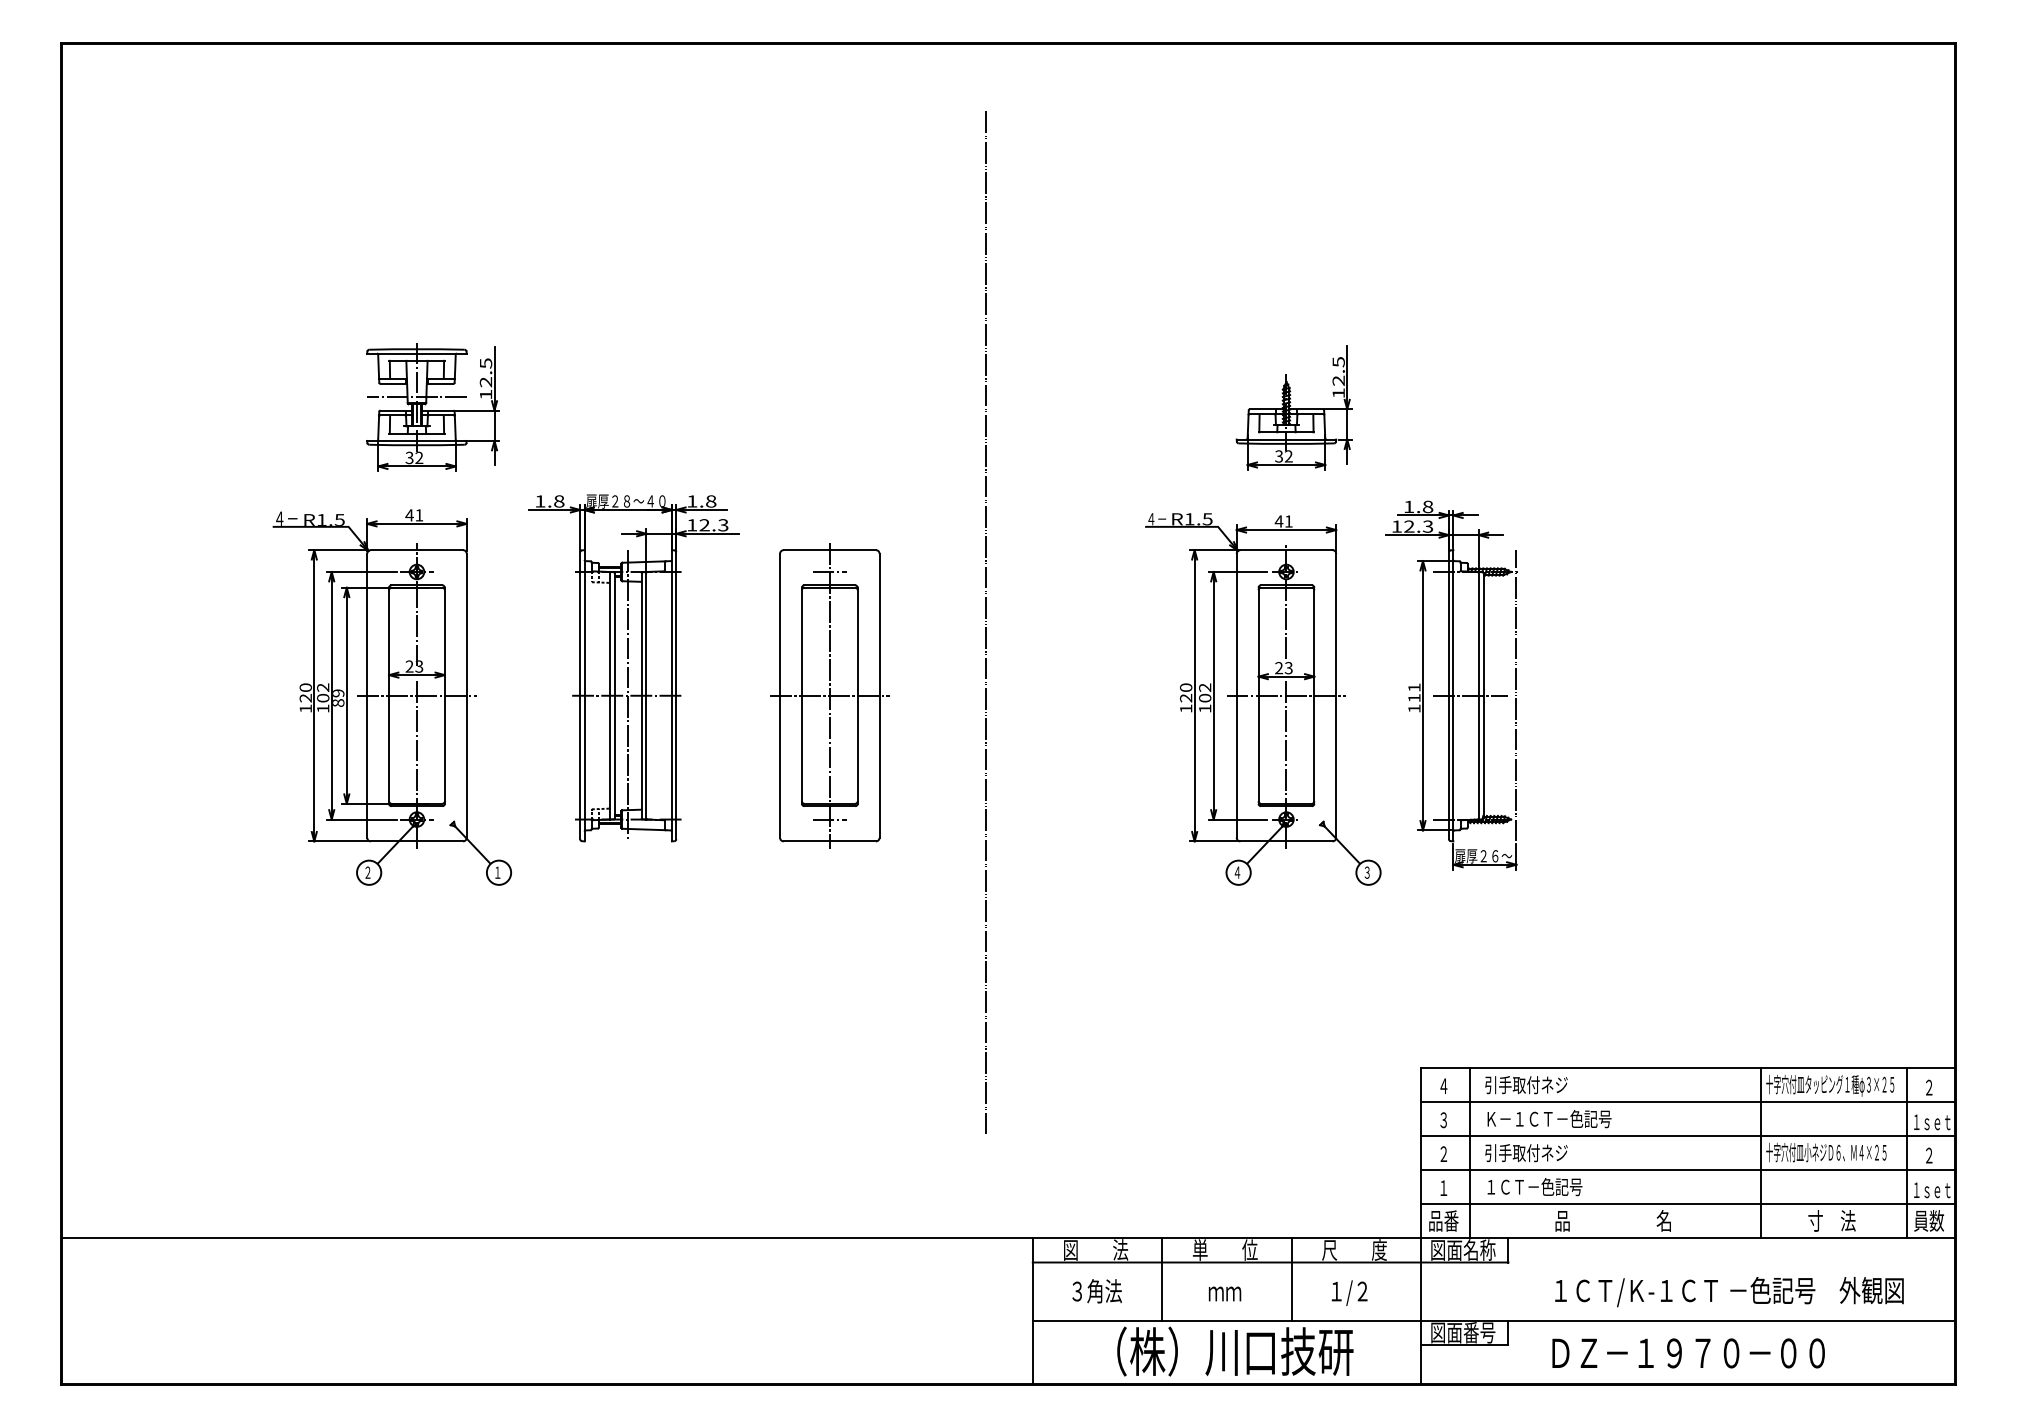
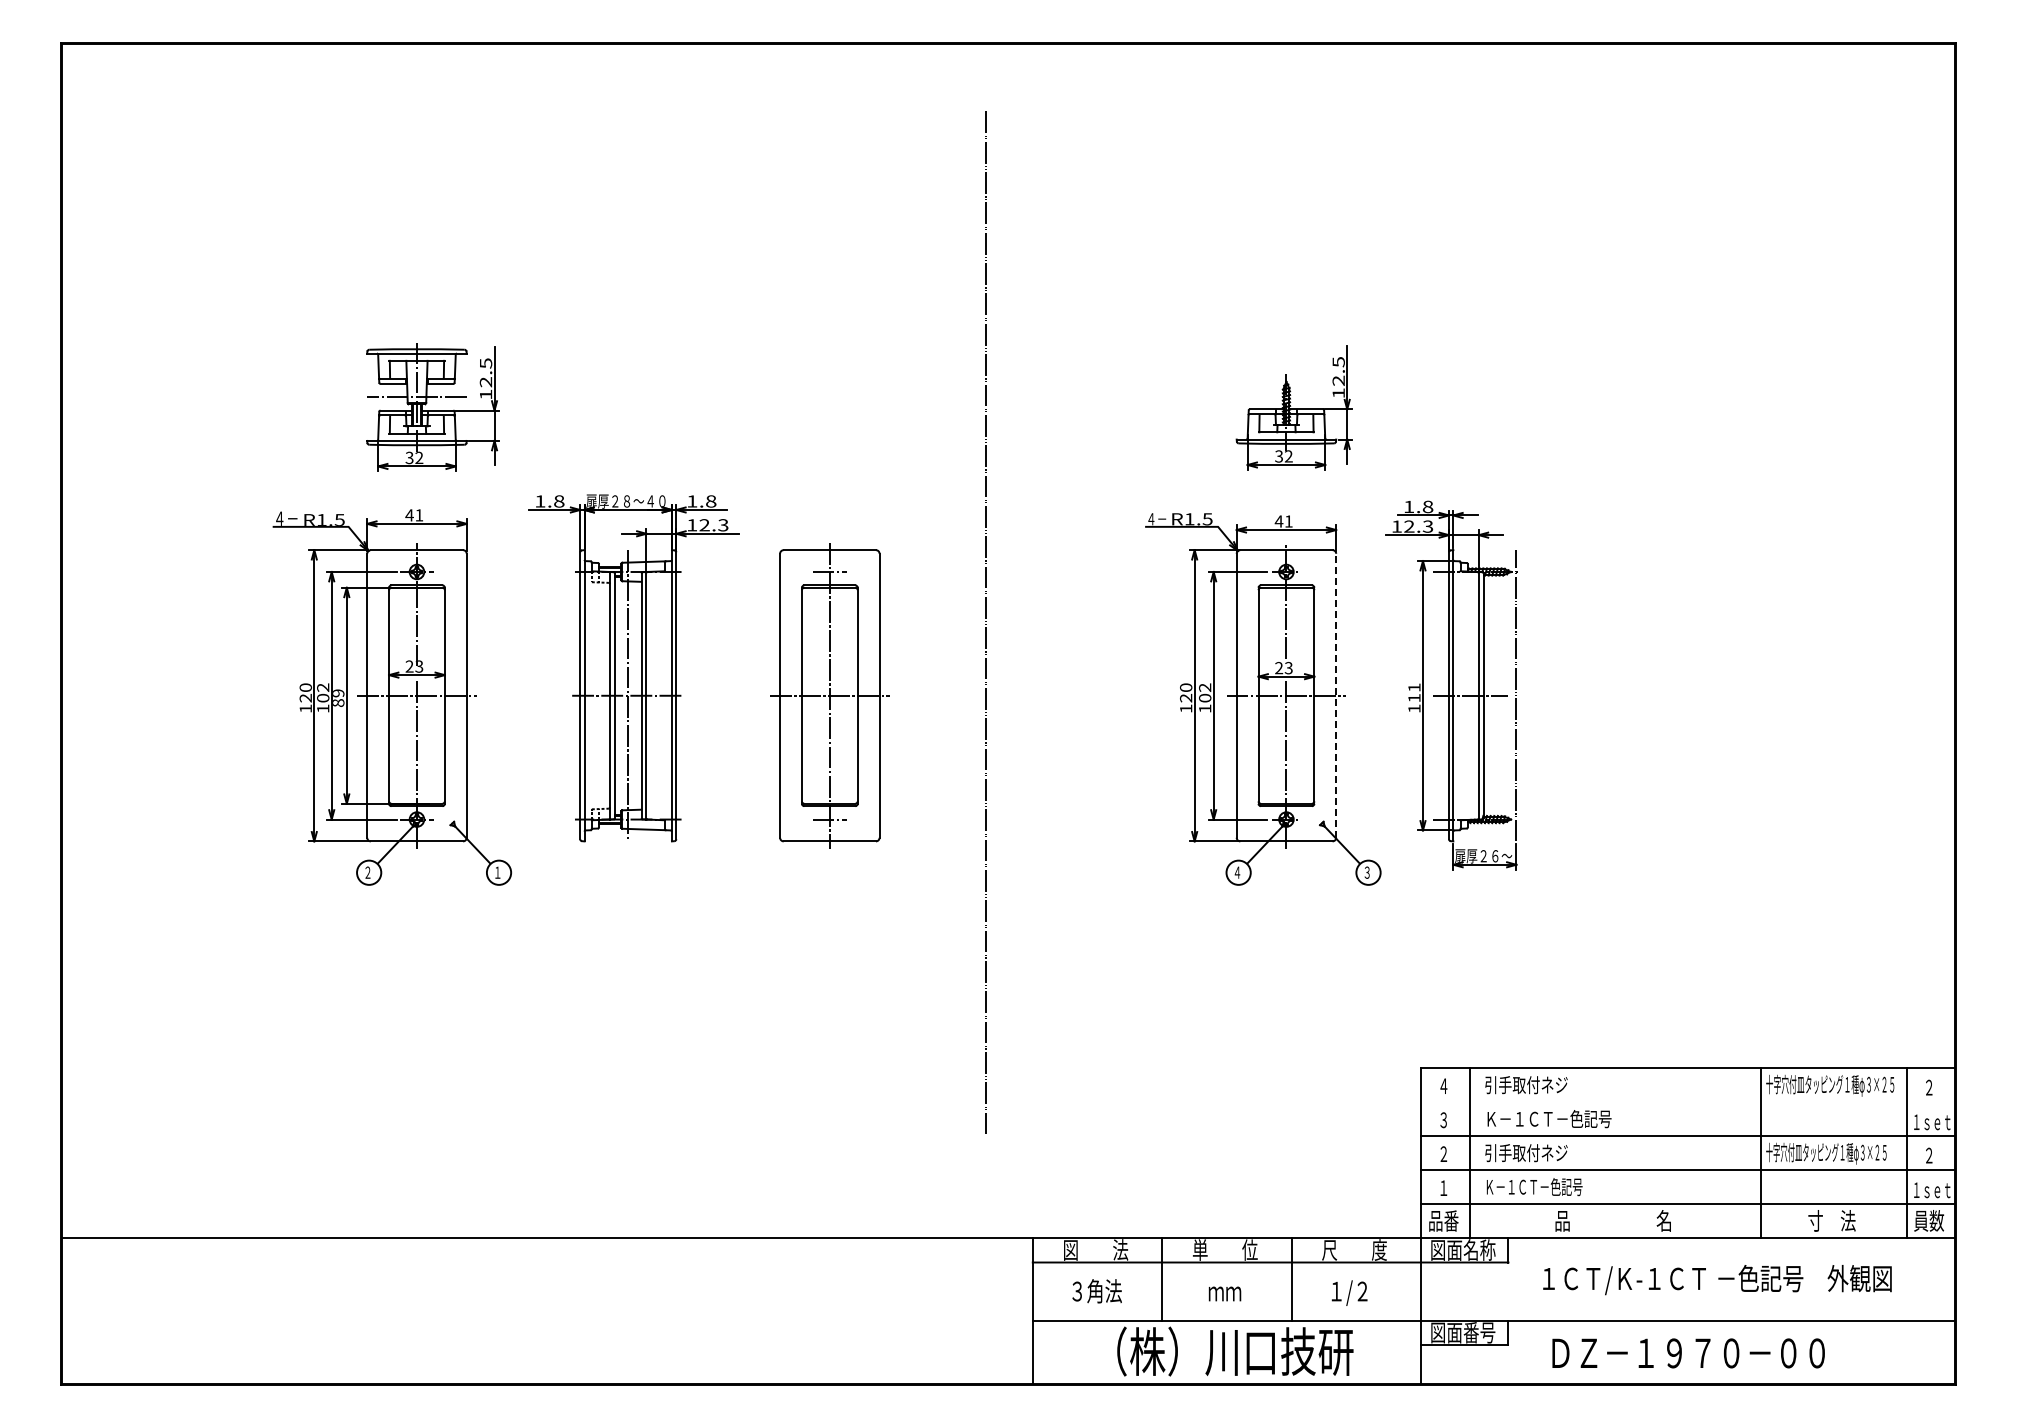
line: solid -> dashed (1336, 695)
line: present -> none (1688, 1102)
text: 十字穴付皿小ネジＤ６、Ｍ４×２５ -> 十字穴付皿タッピング１種φ３×２５ (1829, 1153)
text: １ＣＴ－色記号 -> Ｋ－１ＣＴ－色記号 (1534, 1187)
text position: (1729, 1292) -> (1717, 1280) (1717, 1280)
